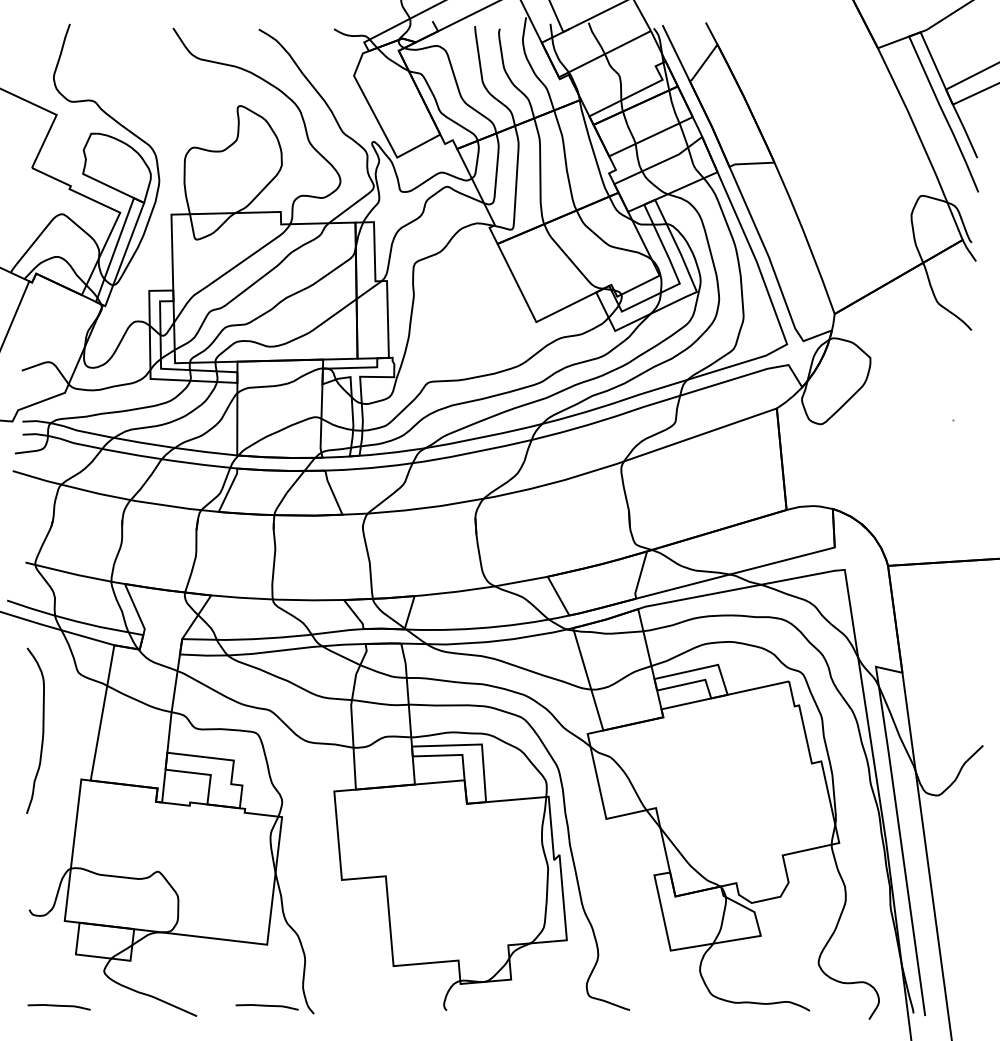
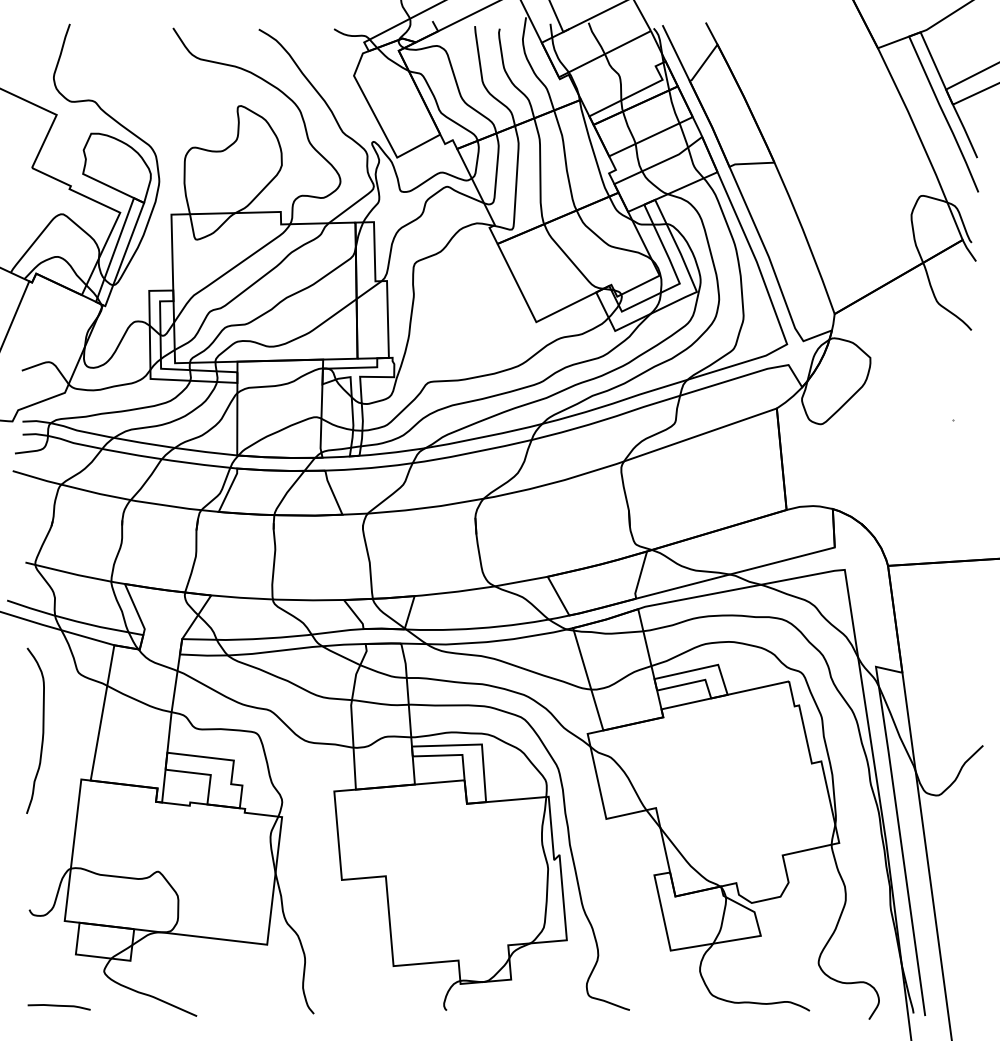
curve: present -> none (266, 1006)
